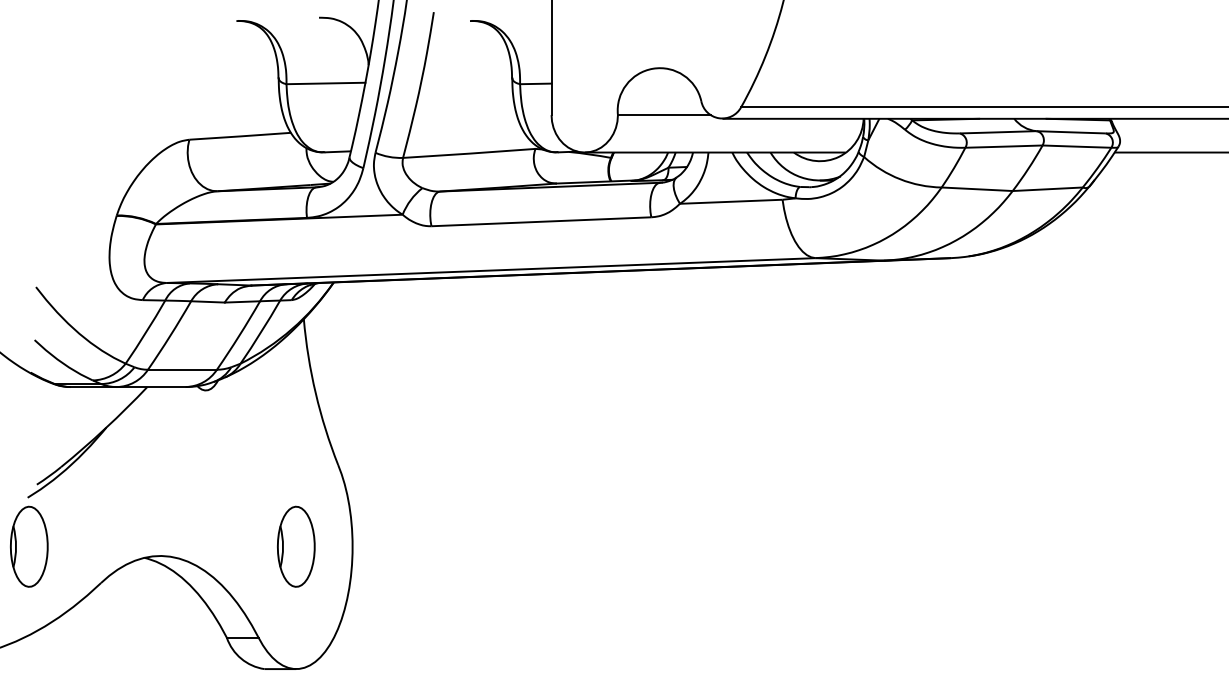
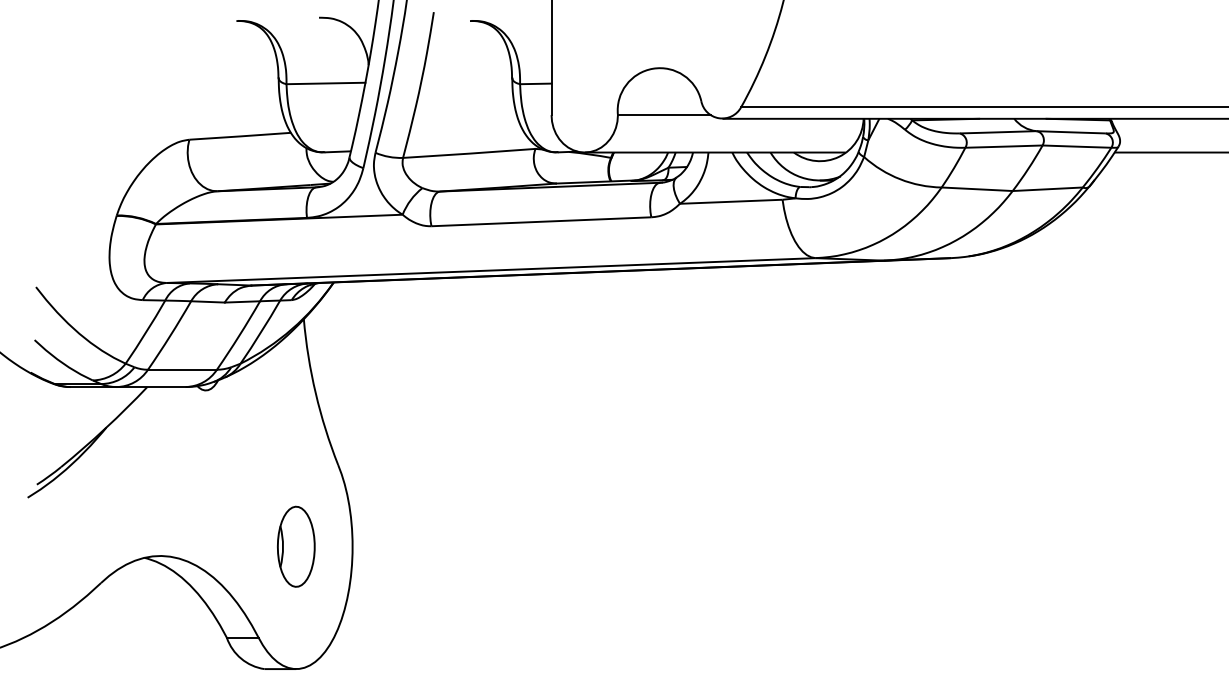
part: present -> none (29, 546)
